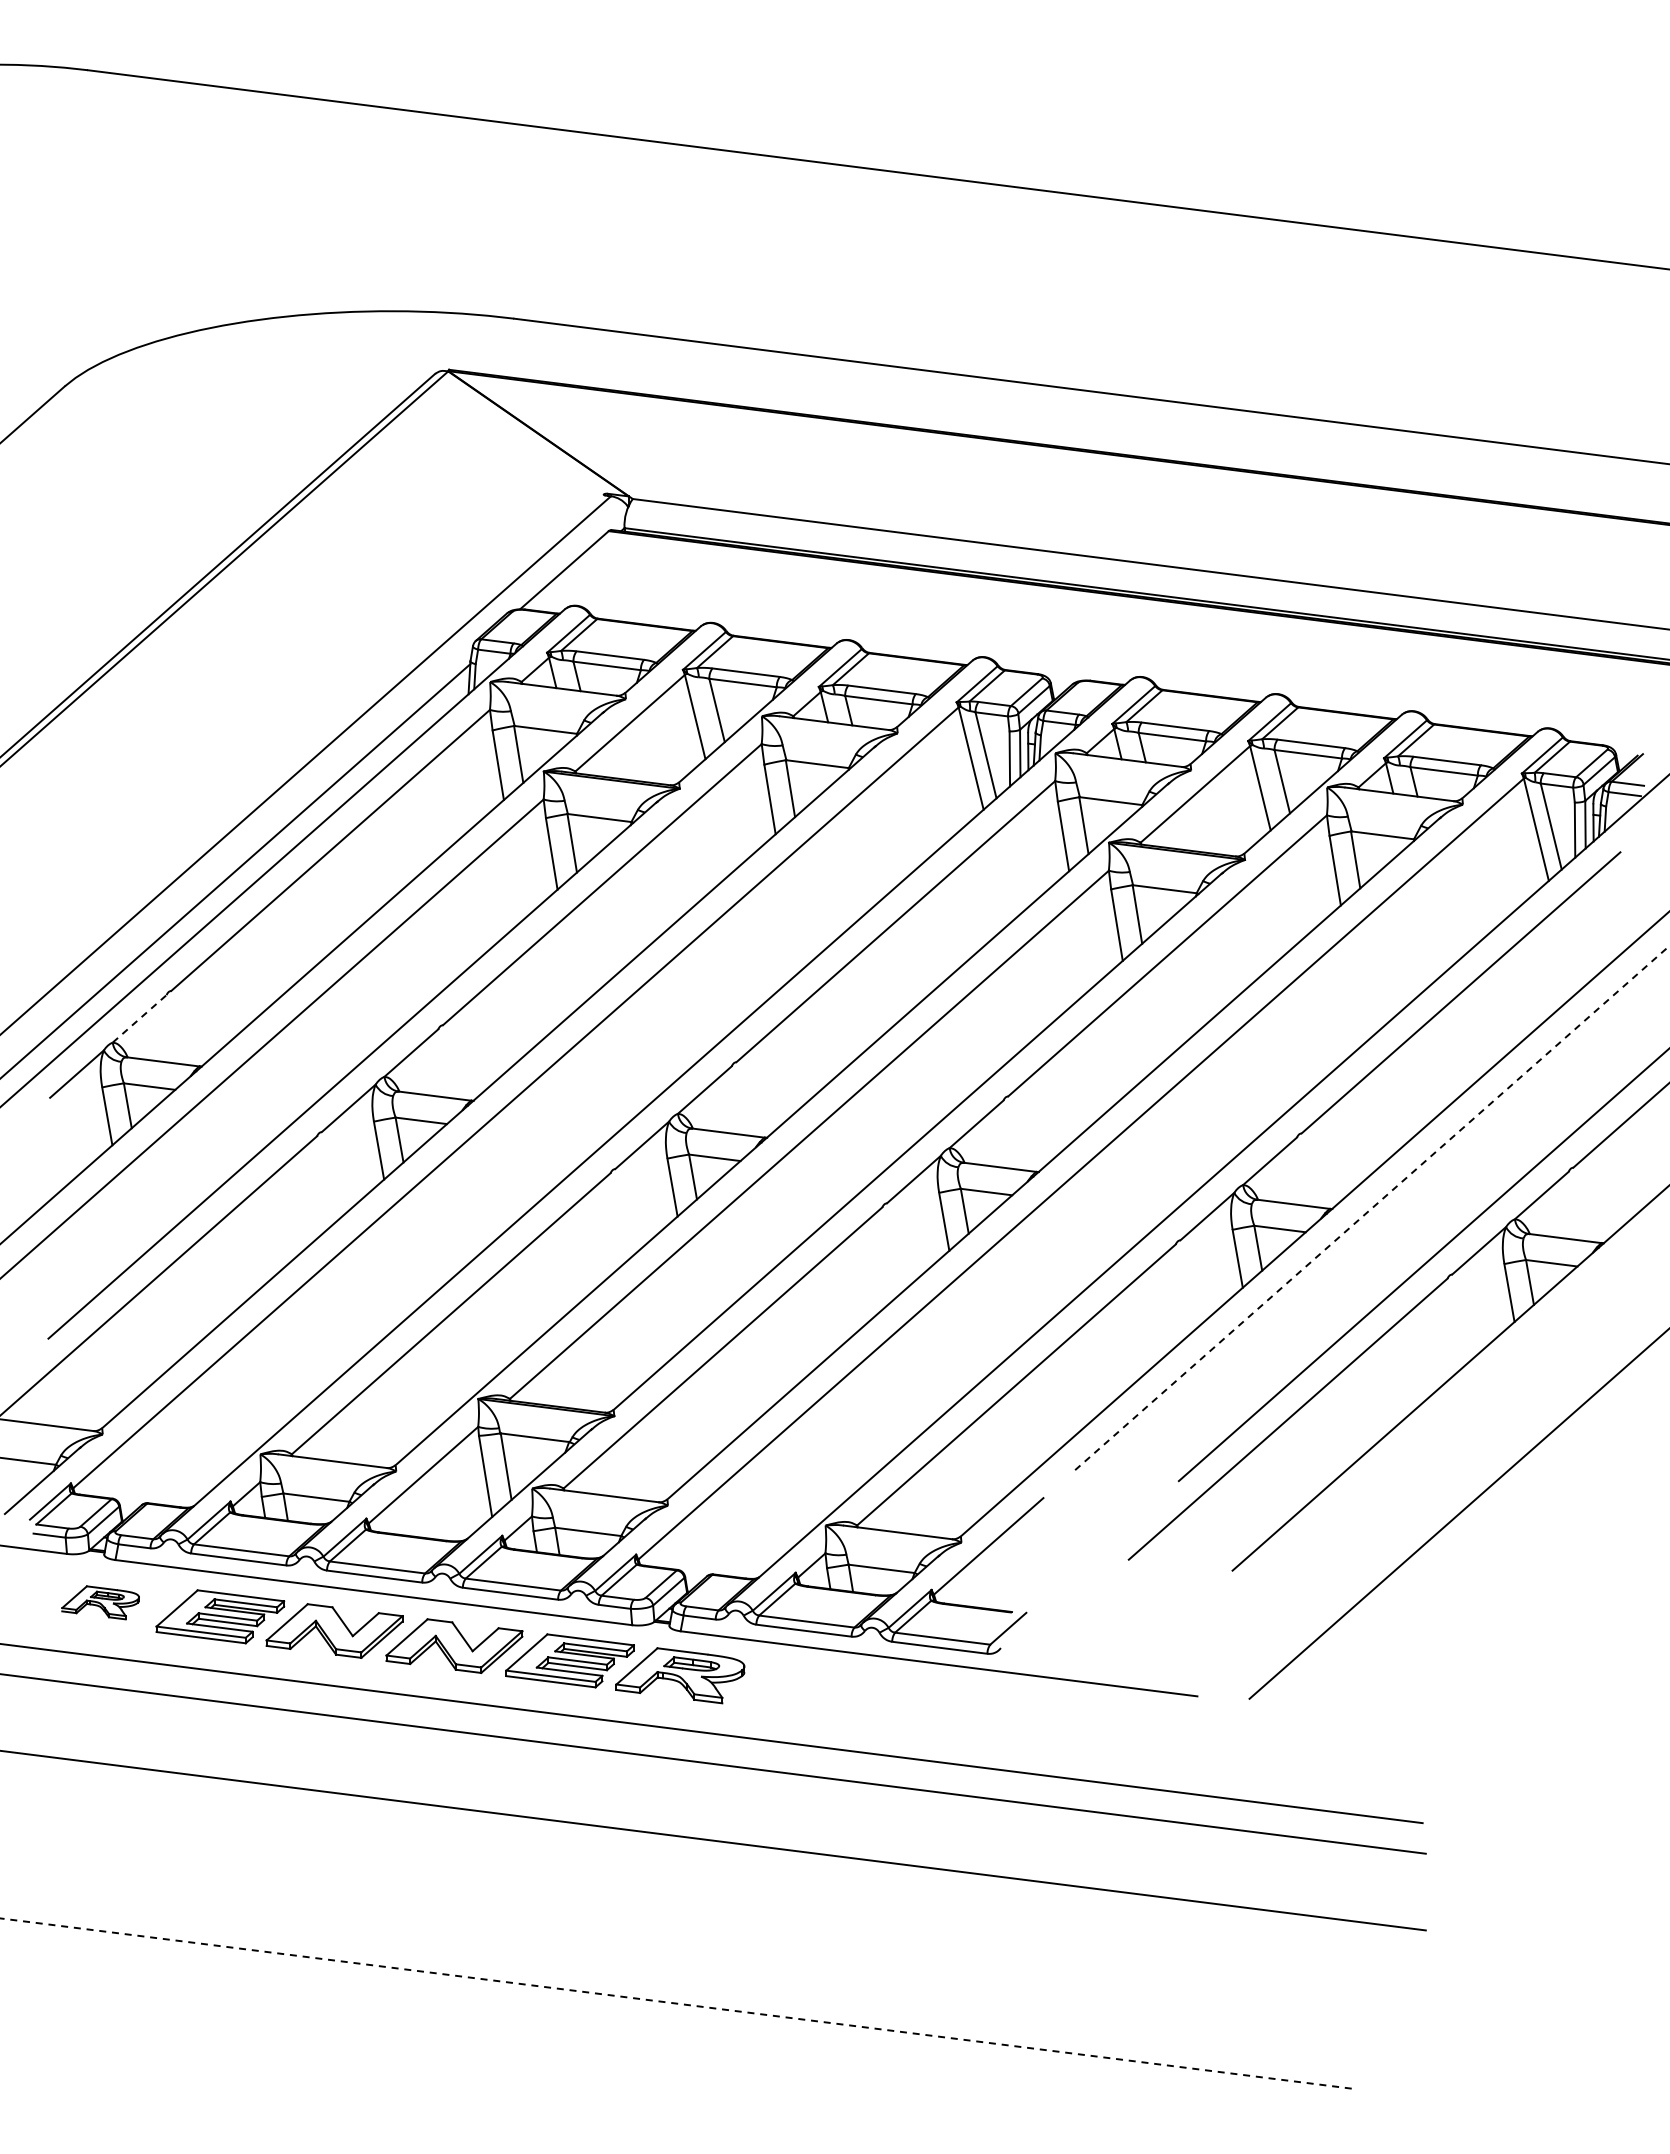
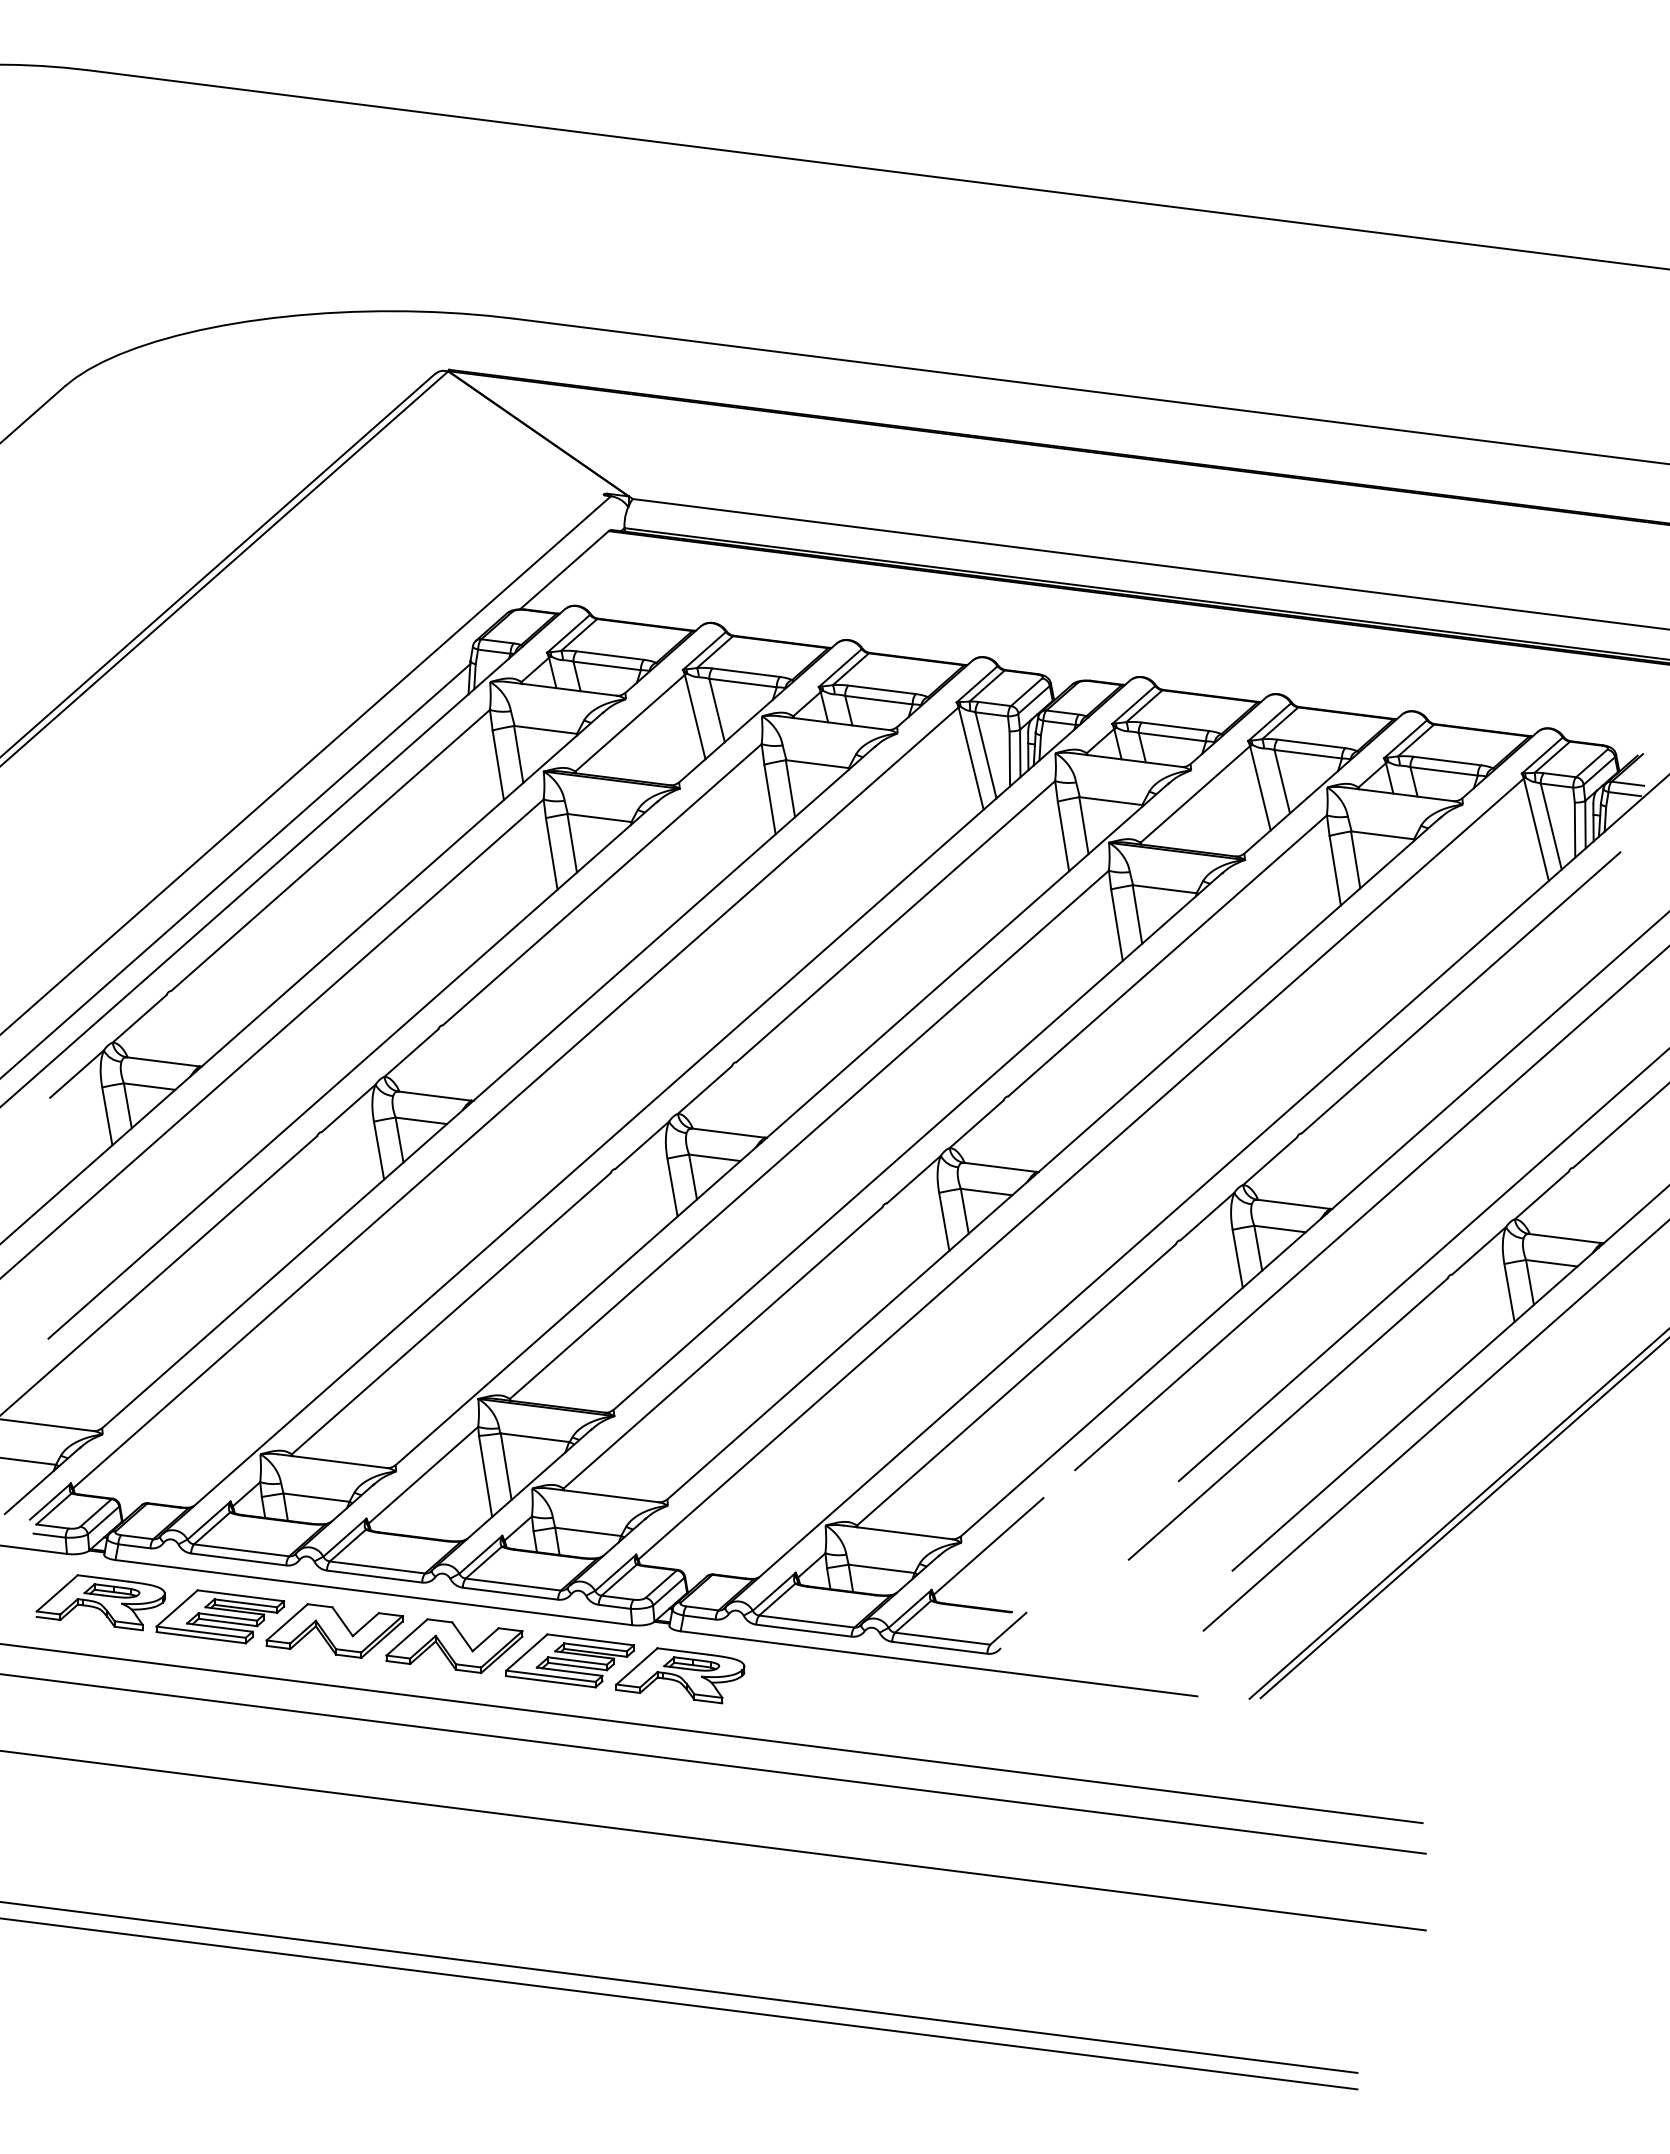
line: dashed -> solid (139, 1018)
line: dashed -> solid (1372, 1207)
line: none -> present (1434, 1426)
line: none -> present (1463, 1519)
part size: 79x36 px -> 131x58 px (100, 1602)
line: none -> present (679, 1987)
line: dashed -> solid (678, 2003)
